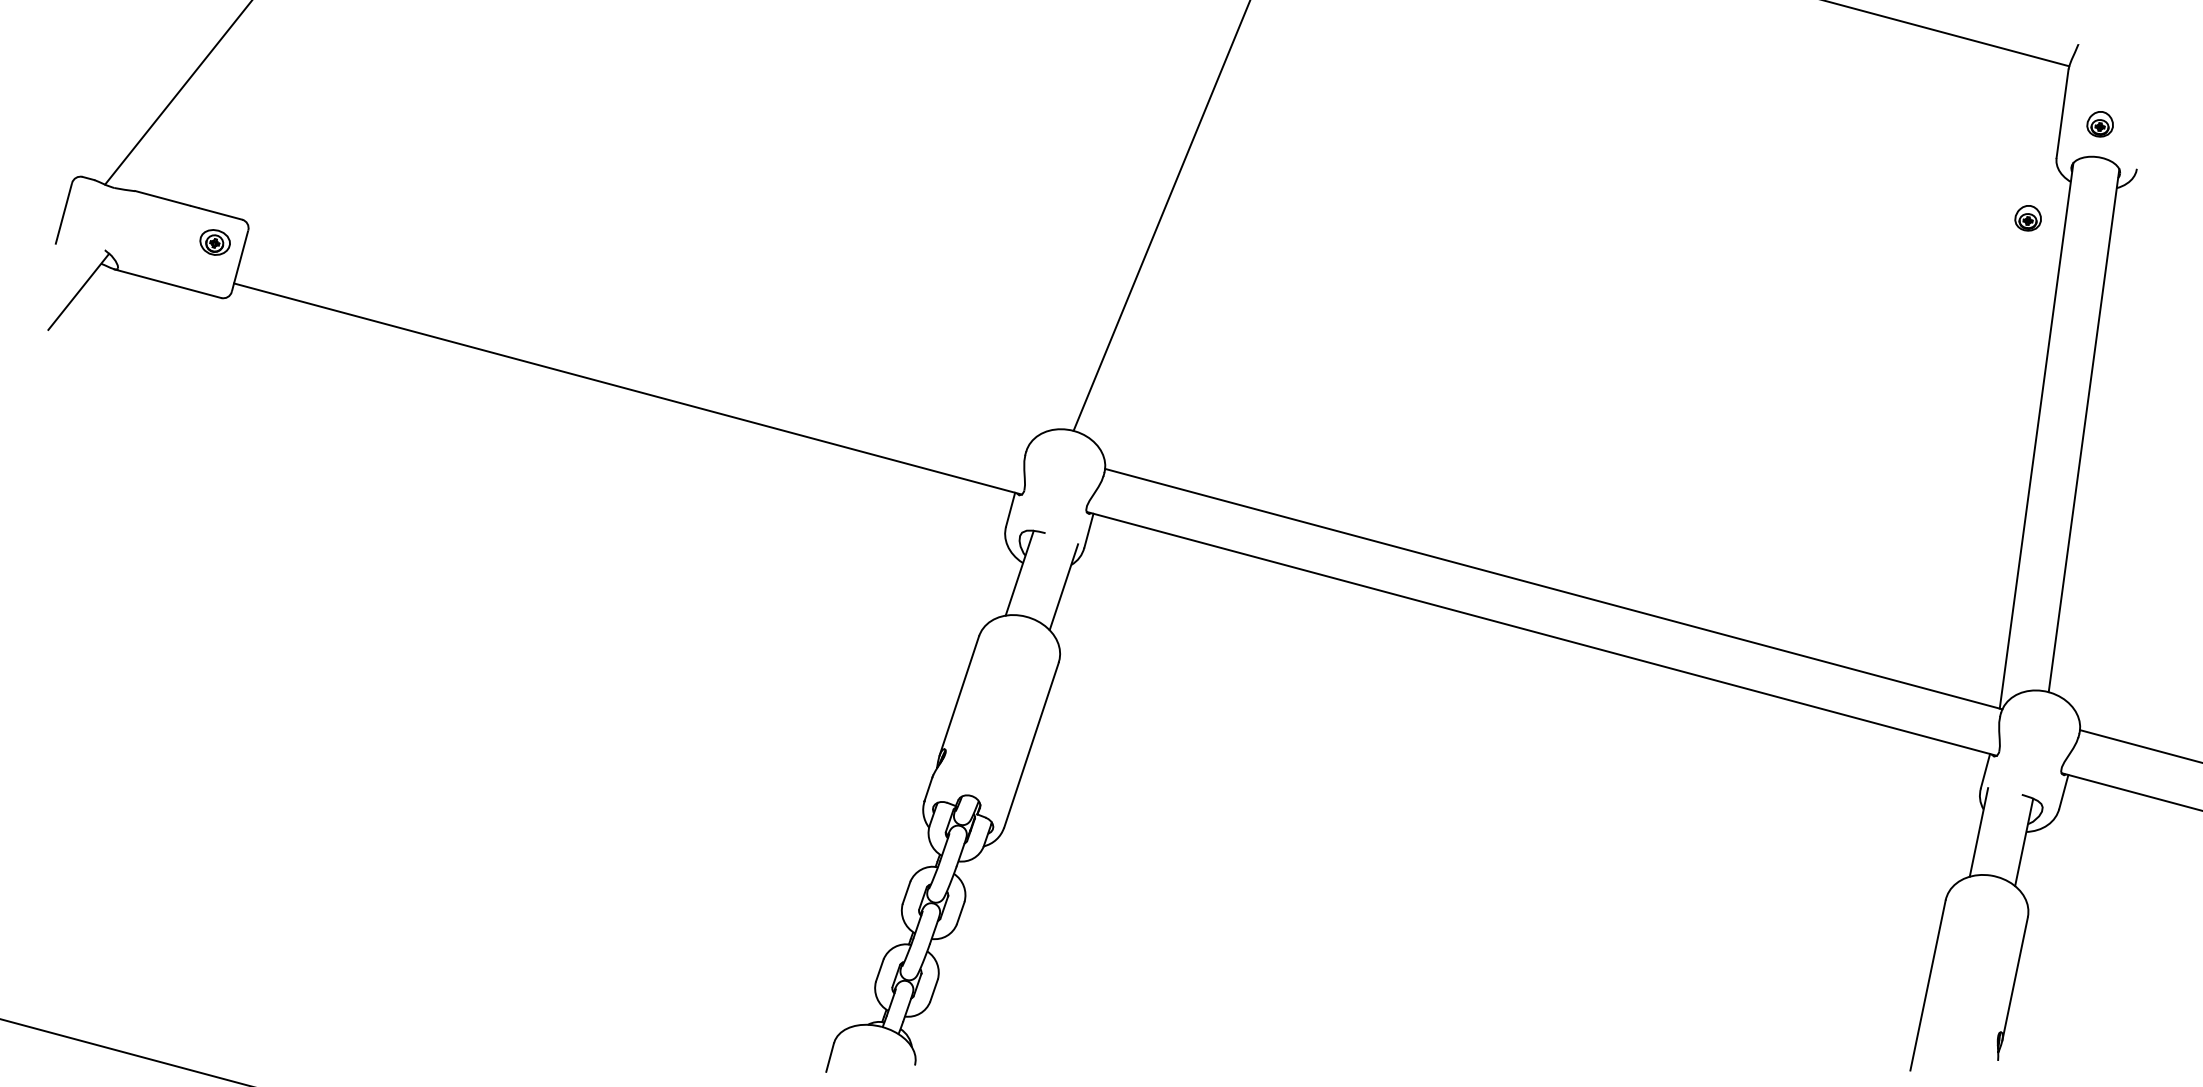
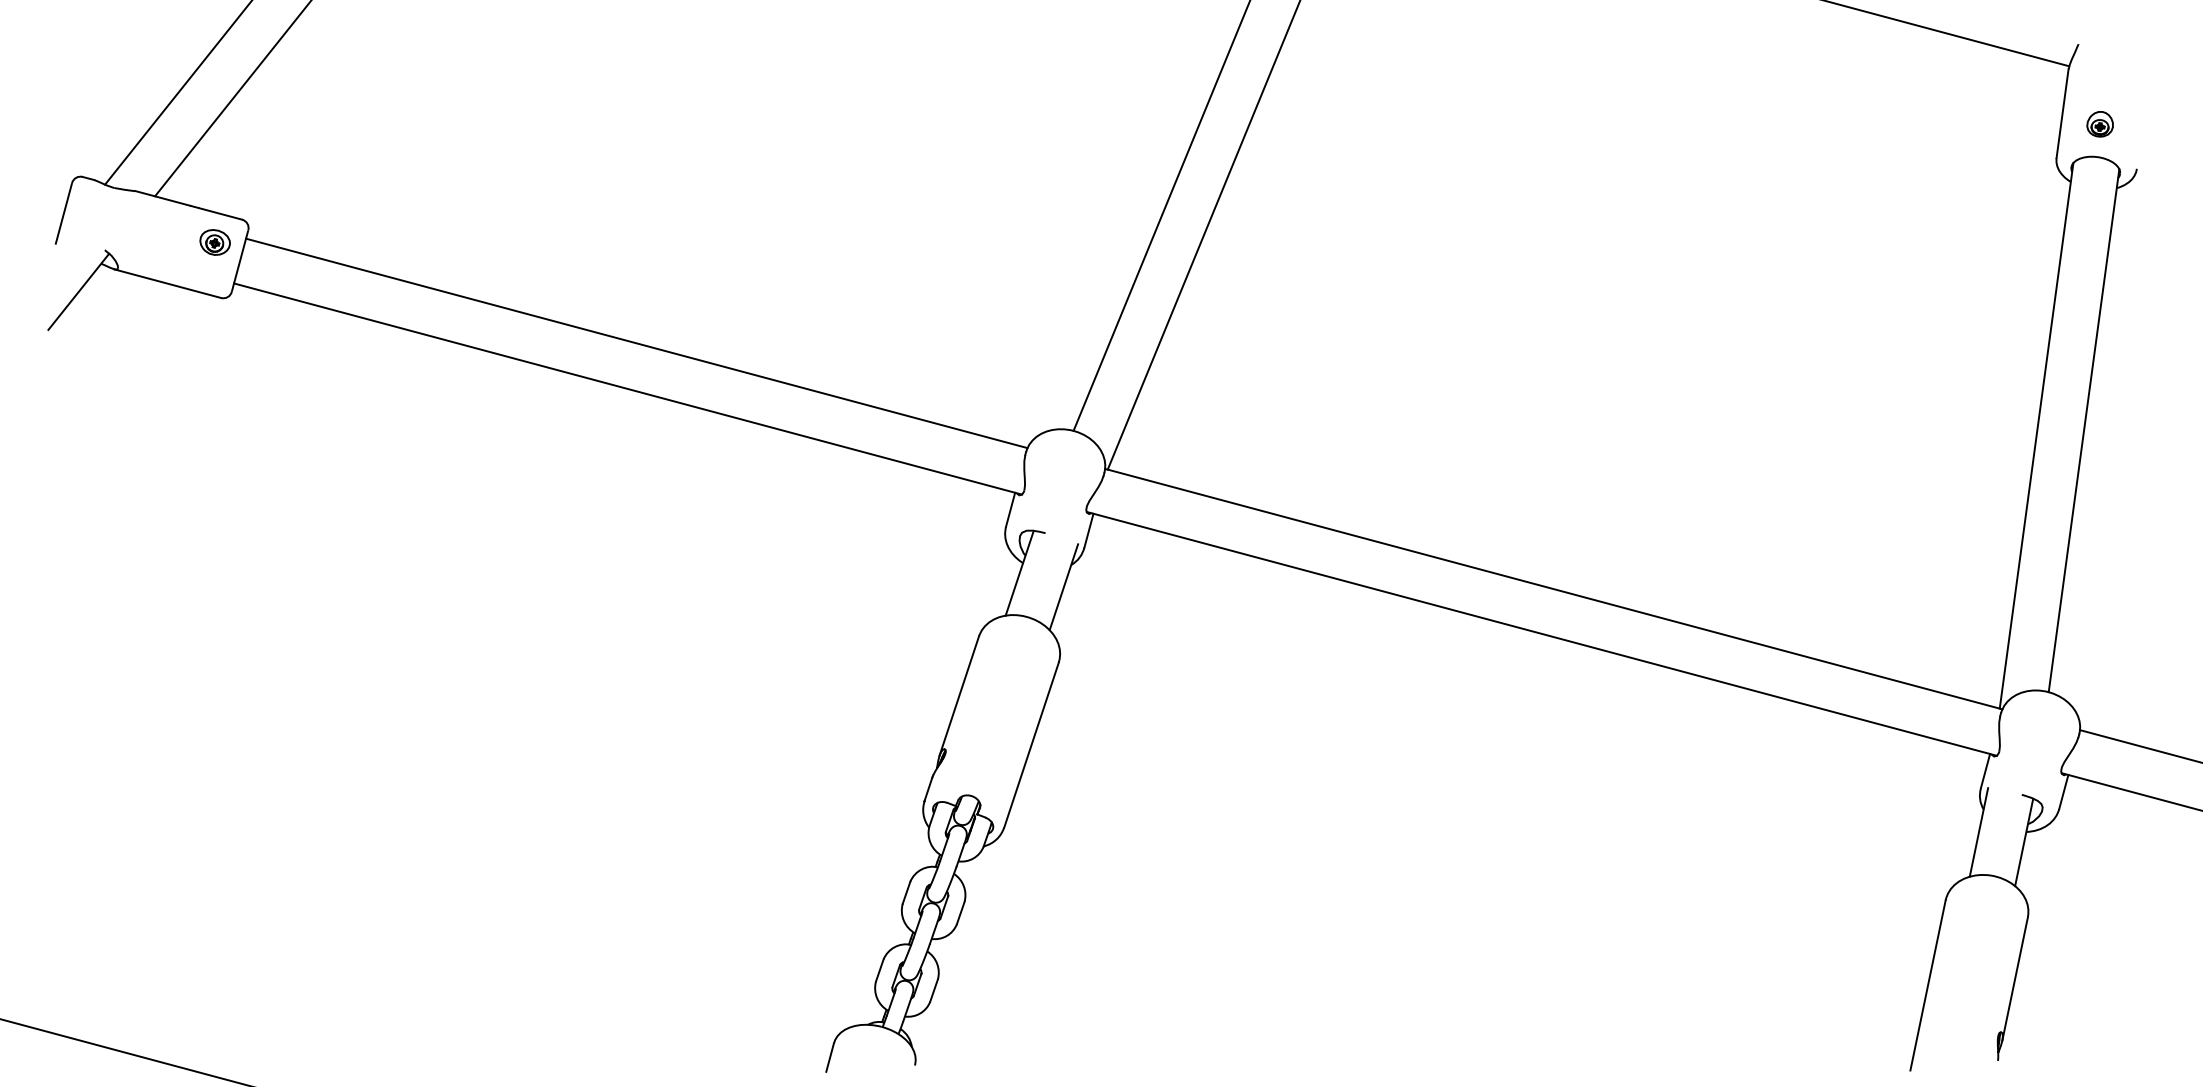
line: none -> present (232, 99)
part: present -> none (2027, 218)
line: none -> present (1203, 235)
line: none -> present (636, 343)
